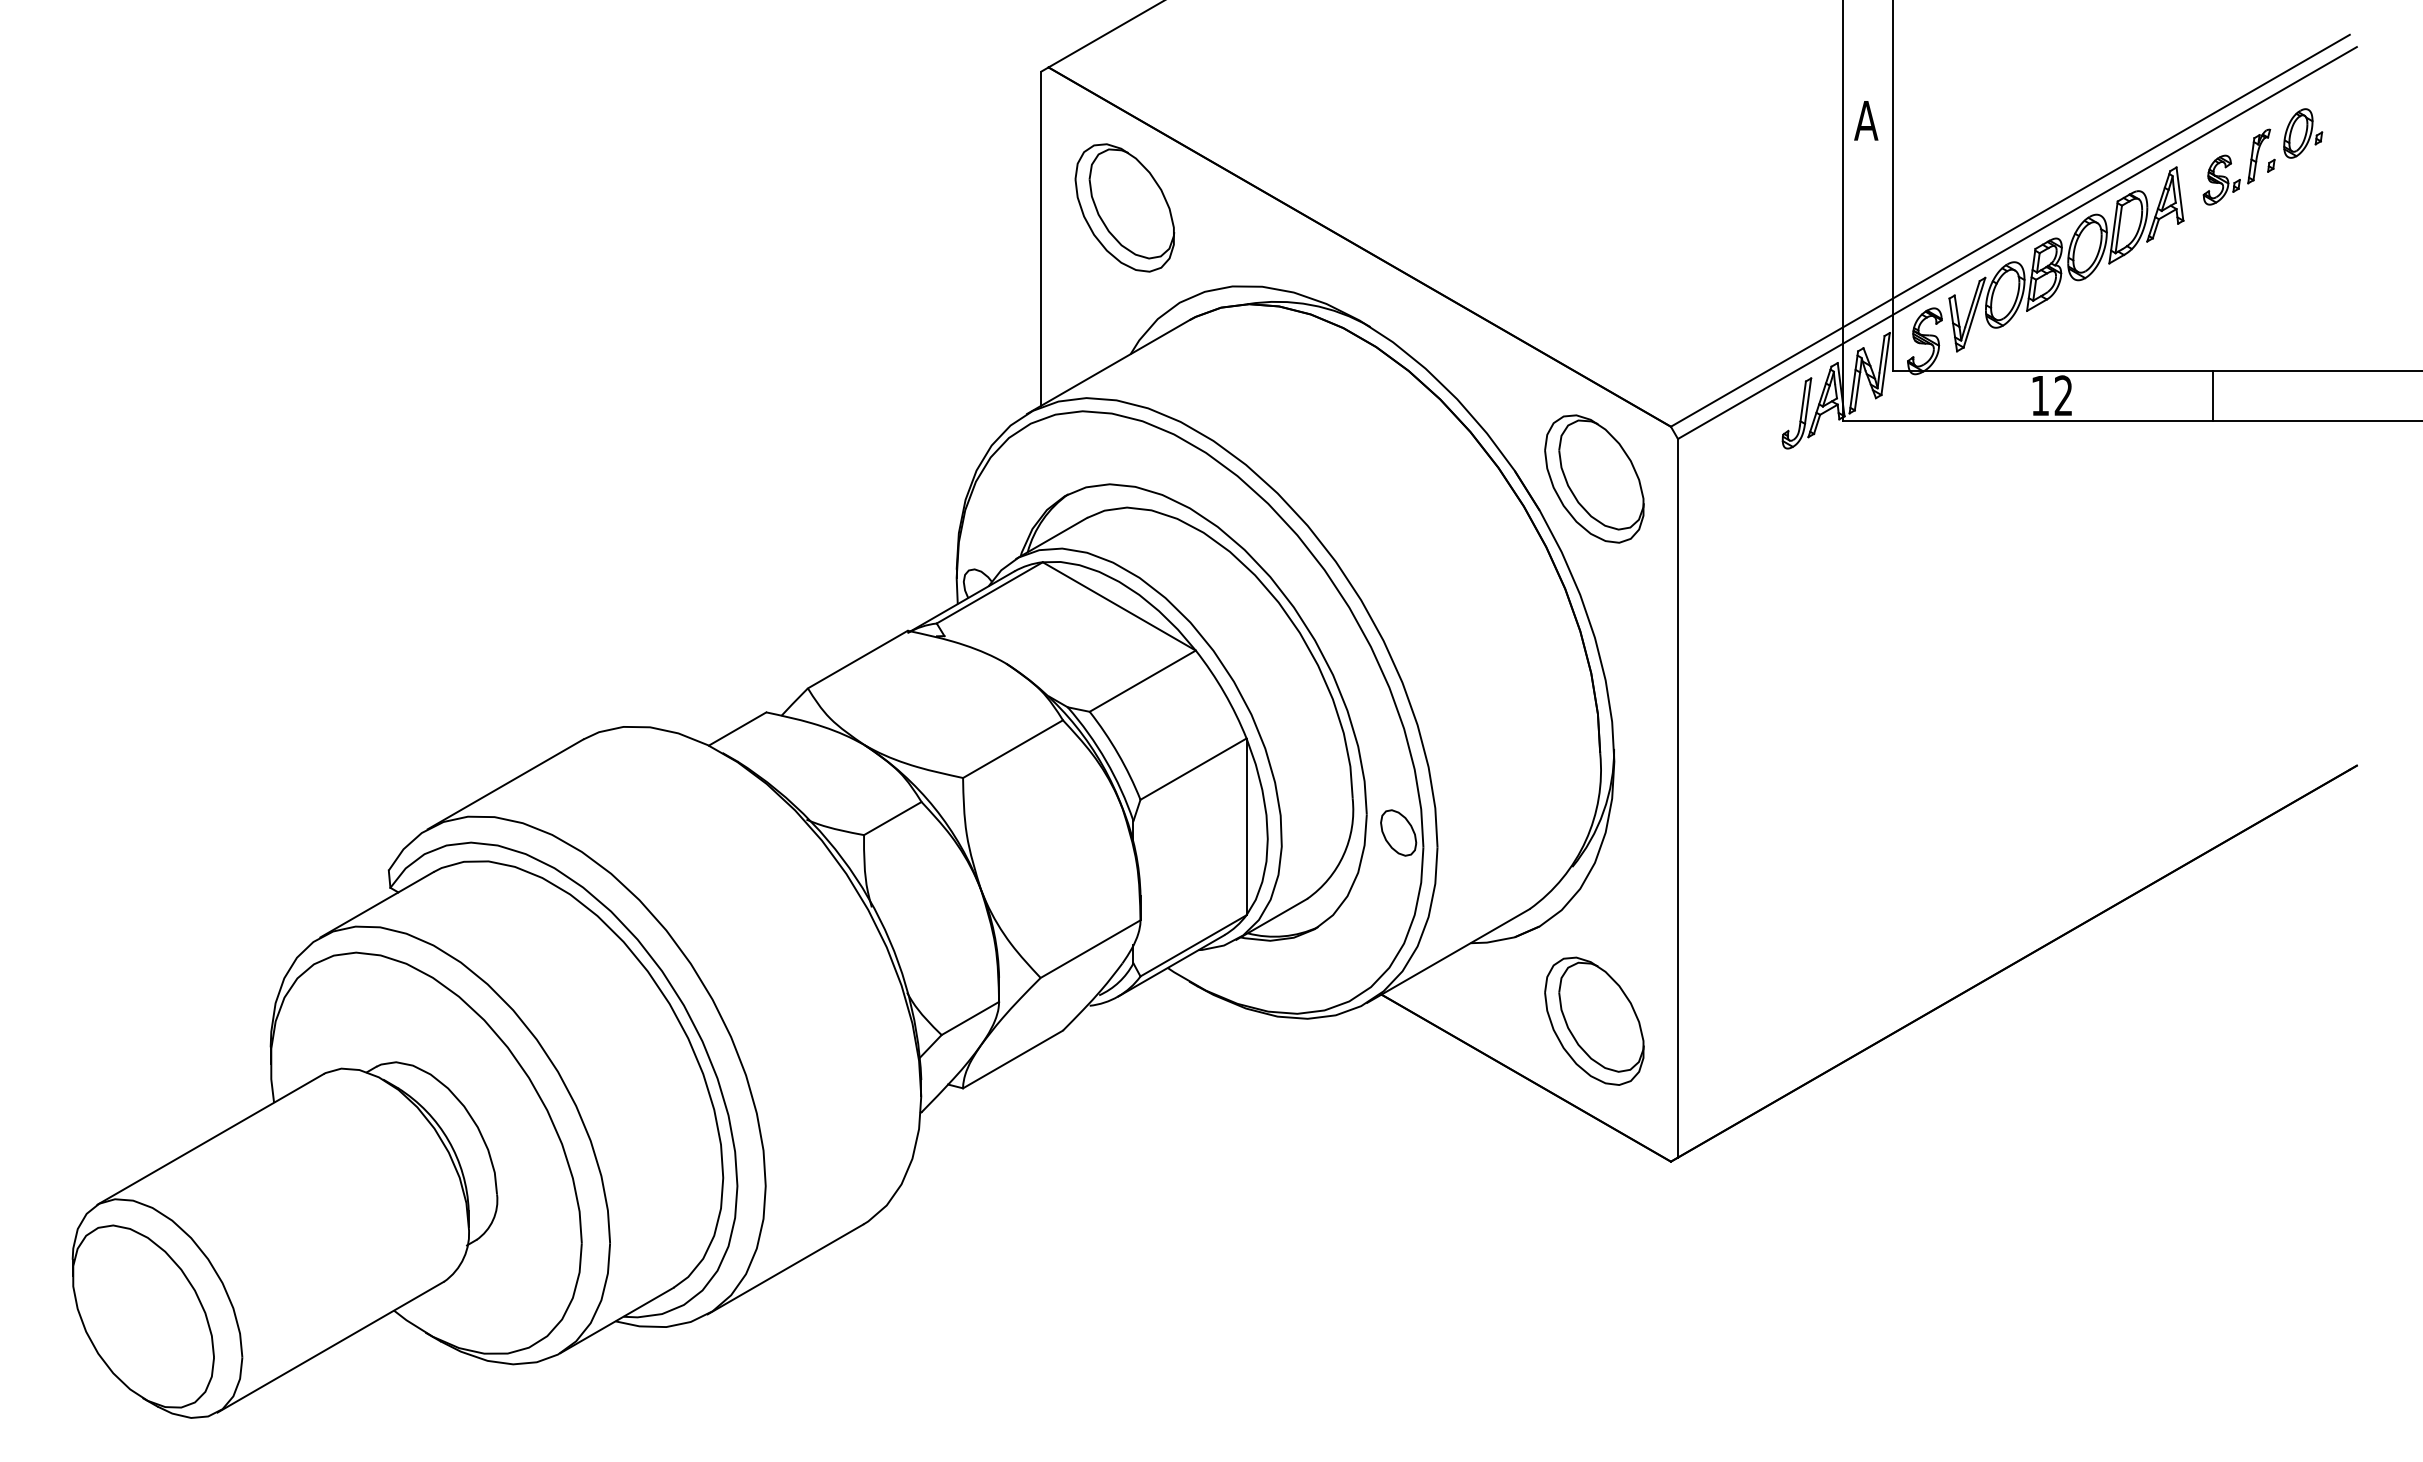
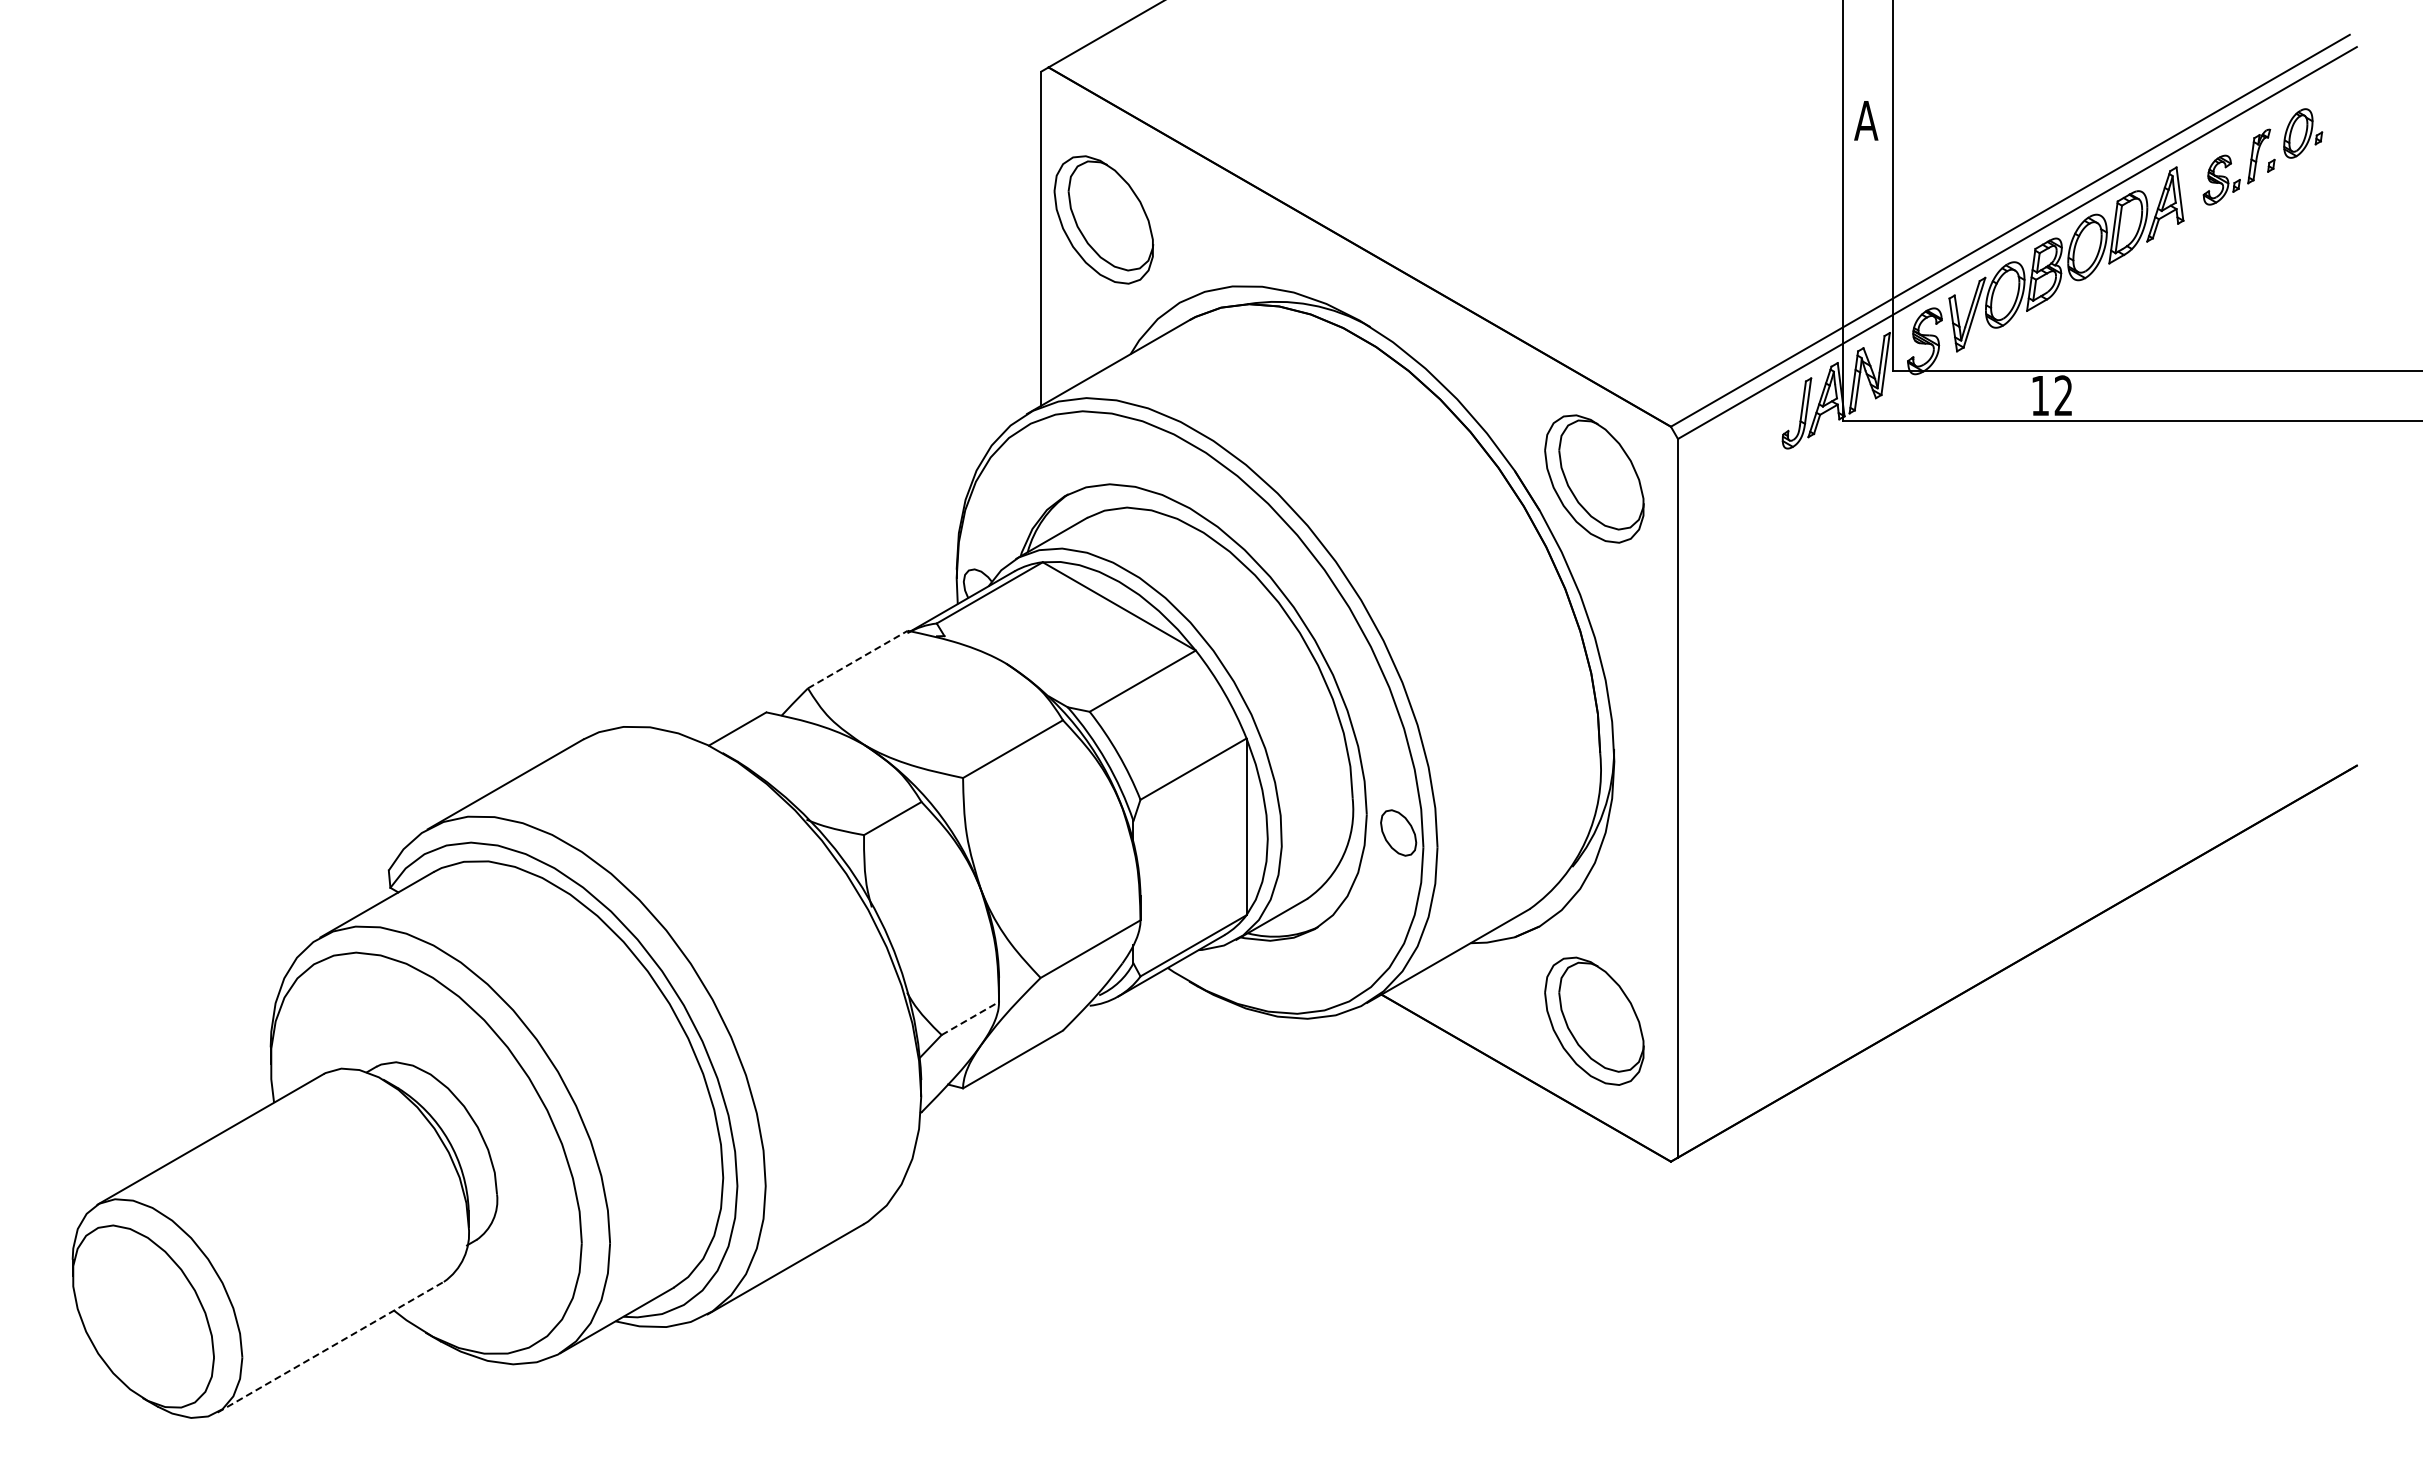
part position: (1124, 207) -> (1103, 219) (1103, 219)
line: present -> none (2212, 395)
line: solid -> dashed (857, 659)
line: solid -> dashed (970, 1018)
line: solid -> dashed (330, 1347)
